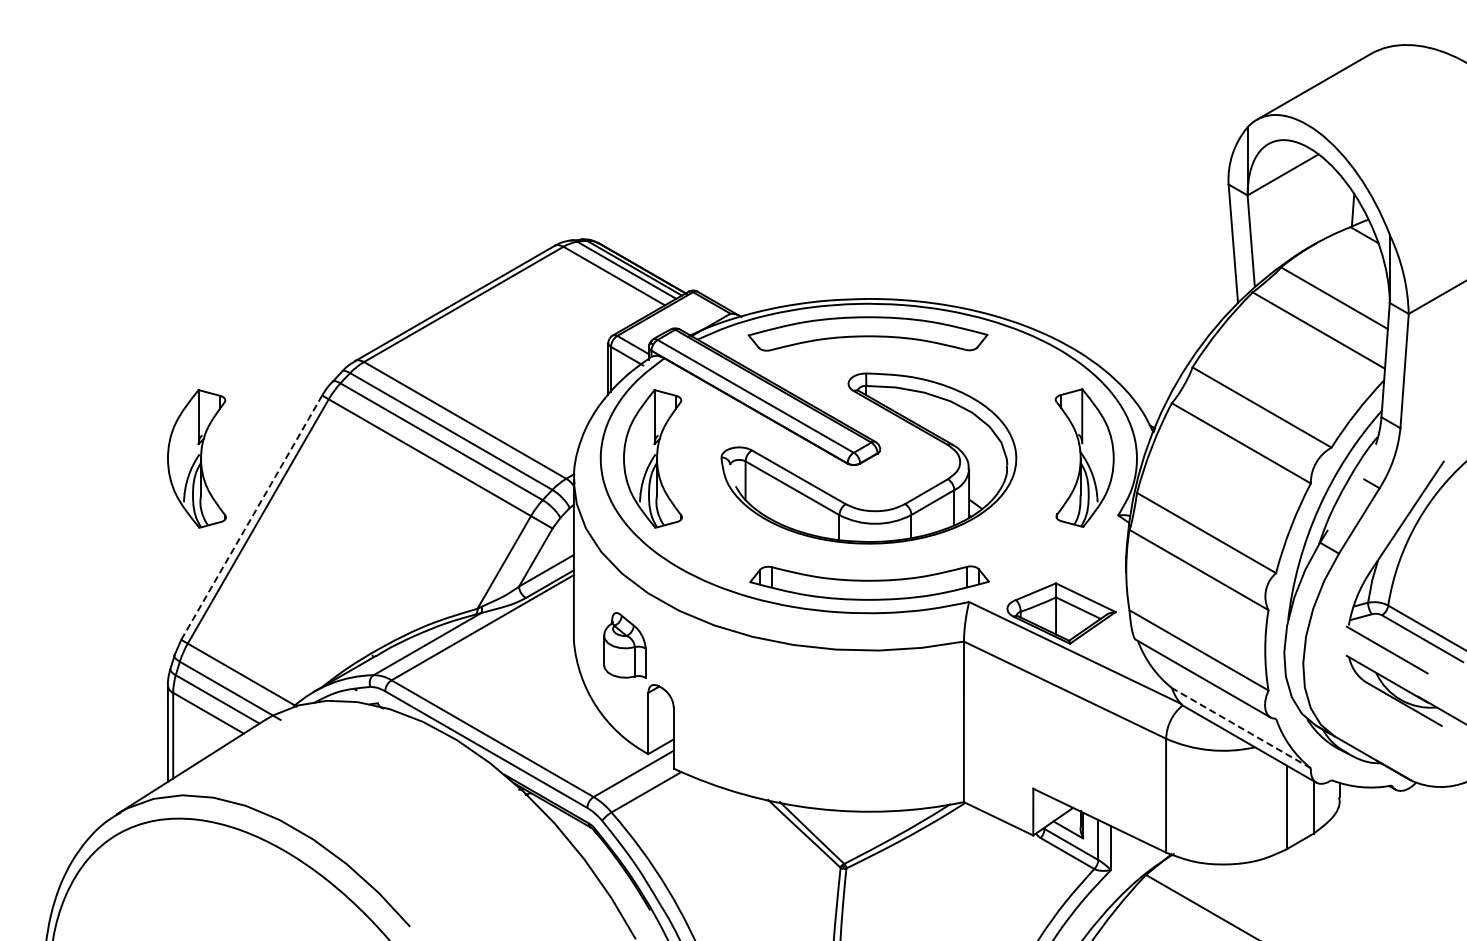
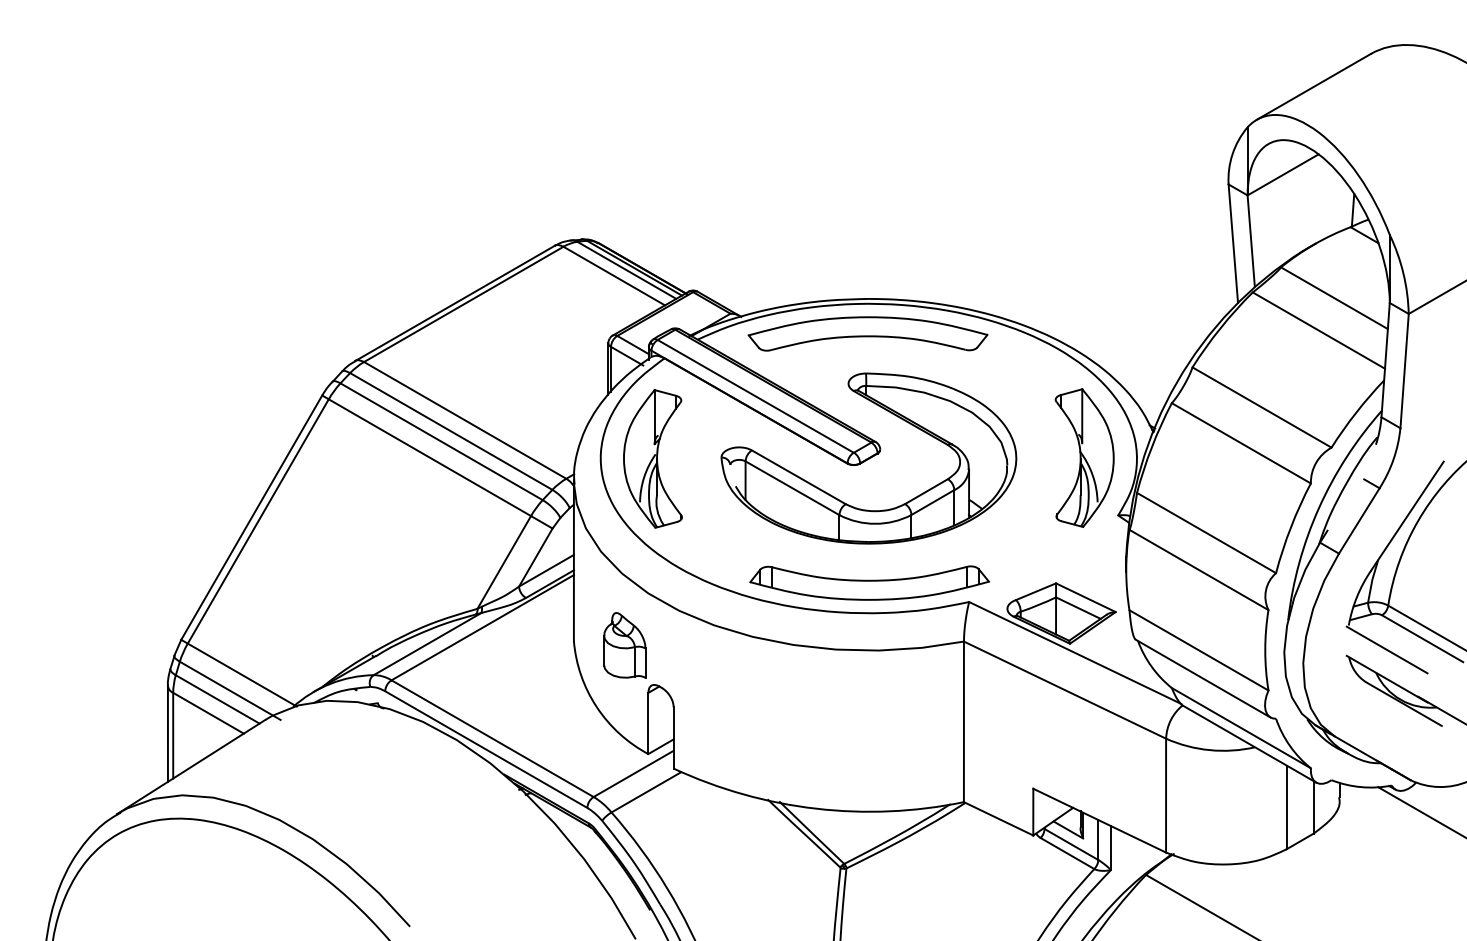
part: present -> none (196, 458)
line: dashed -> solid (251, 518)
line: dashed -> solid (1240, 727)
line: none -> present (1420, 811)
